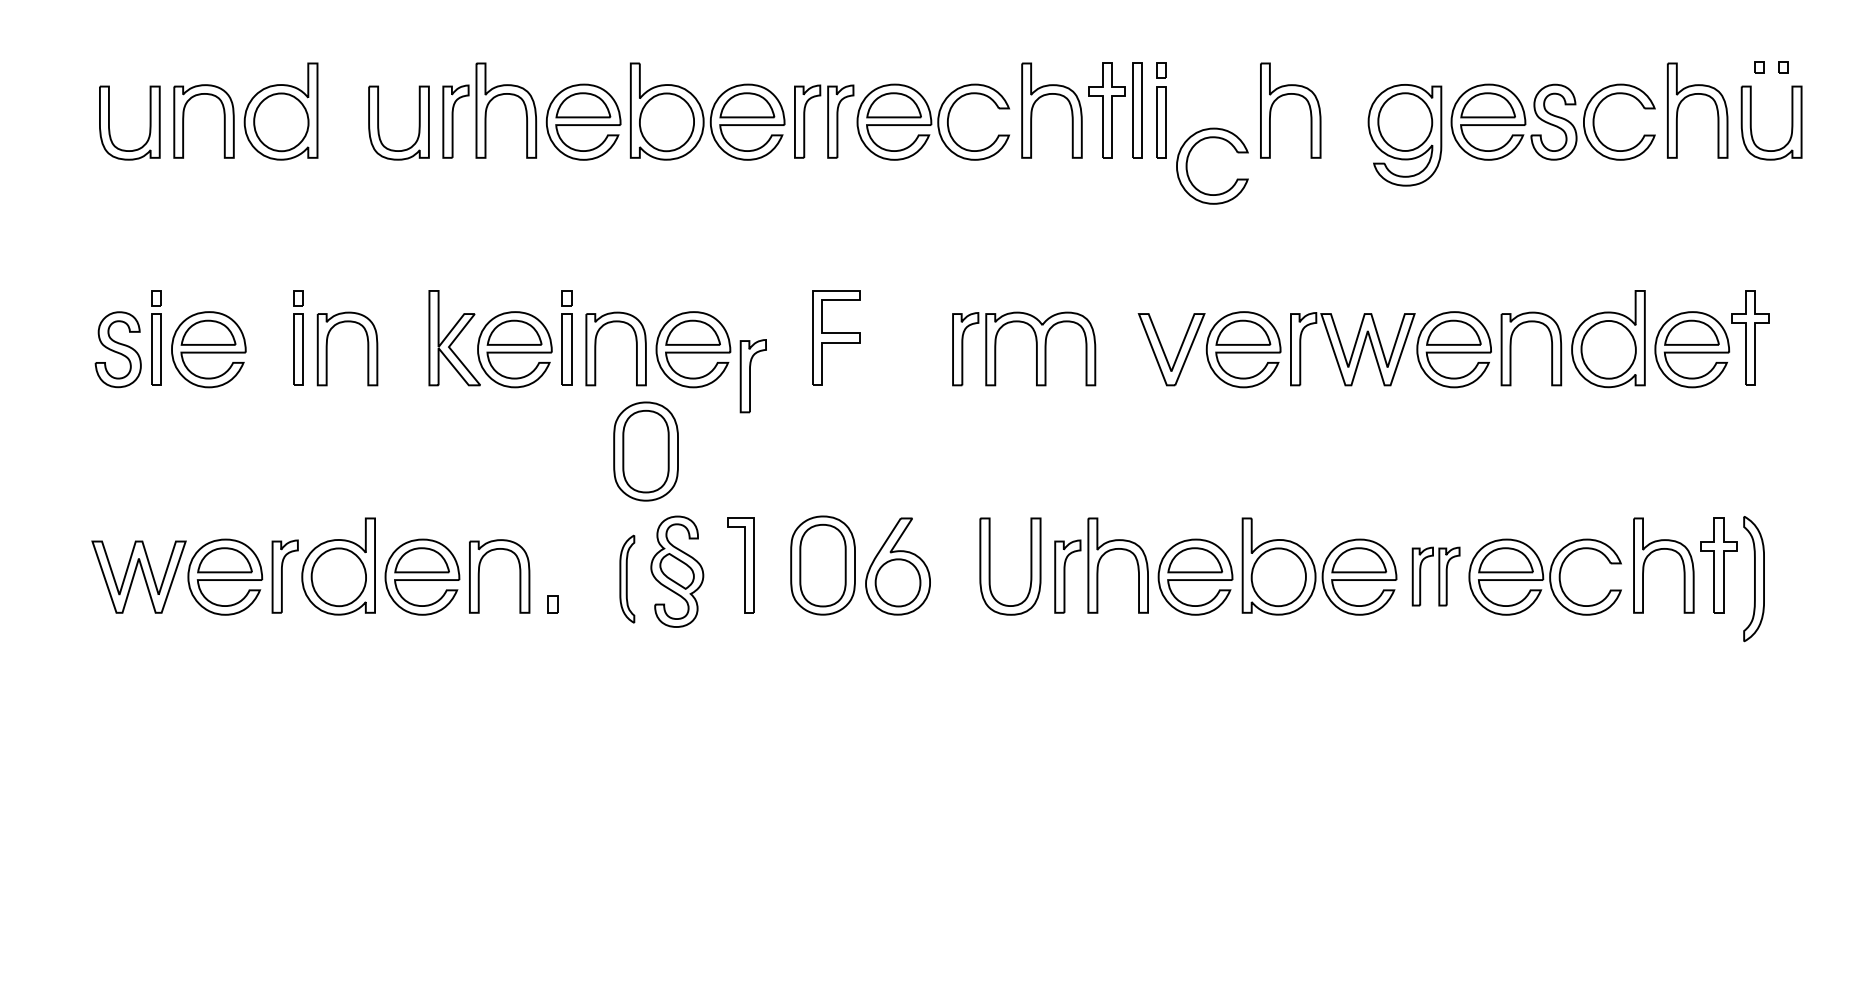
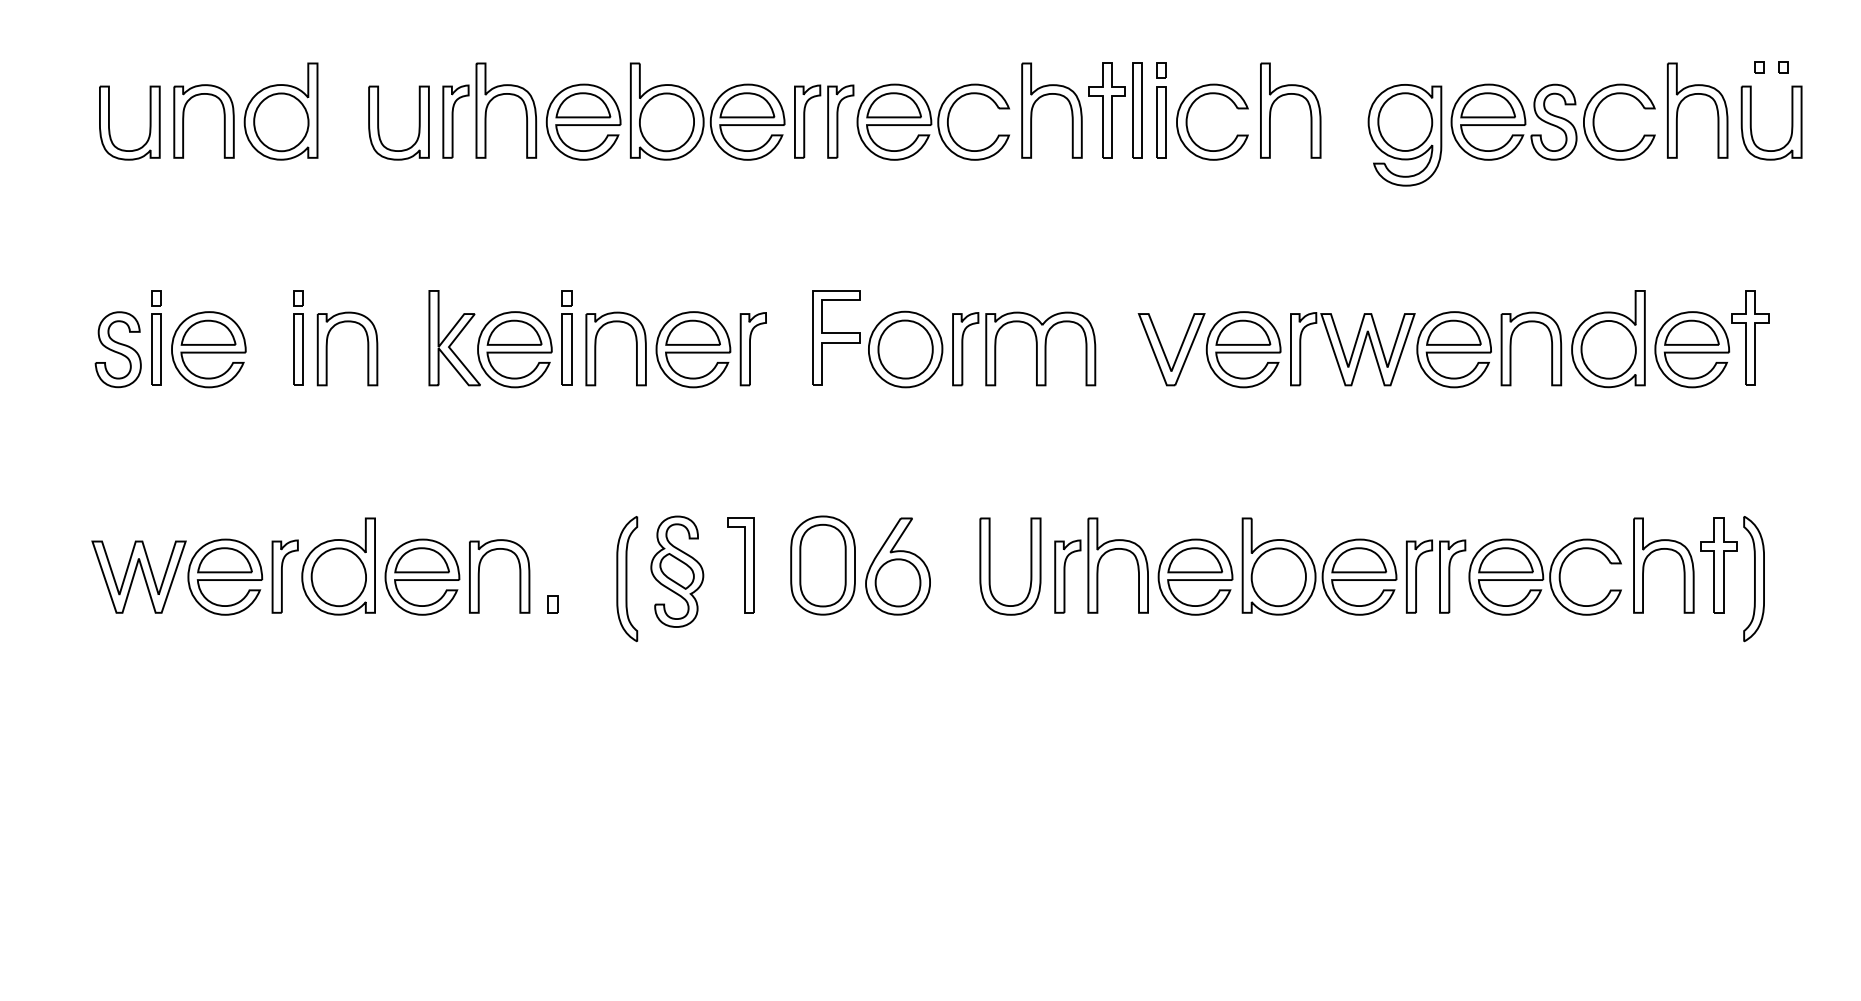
part position: (1188, 159) -> (1188, 115) (1188, 115)
part: none -> present (905, 349)
part position: (752, 376) -> (752, 349) (752, 349)
part: present -> none (645, 451)
part size: 50x61 px -> 61x75 px (1436, 576)
part size: 17x90 px -> 23x127 px (627, 579)
